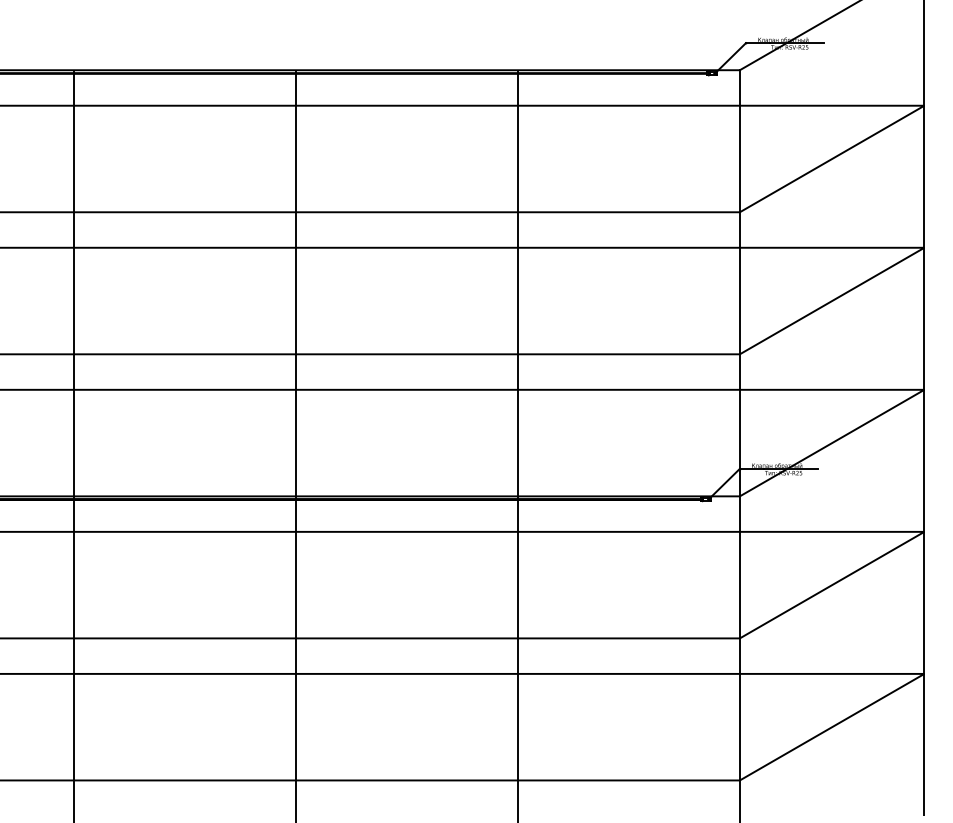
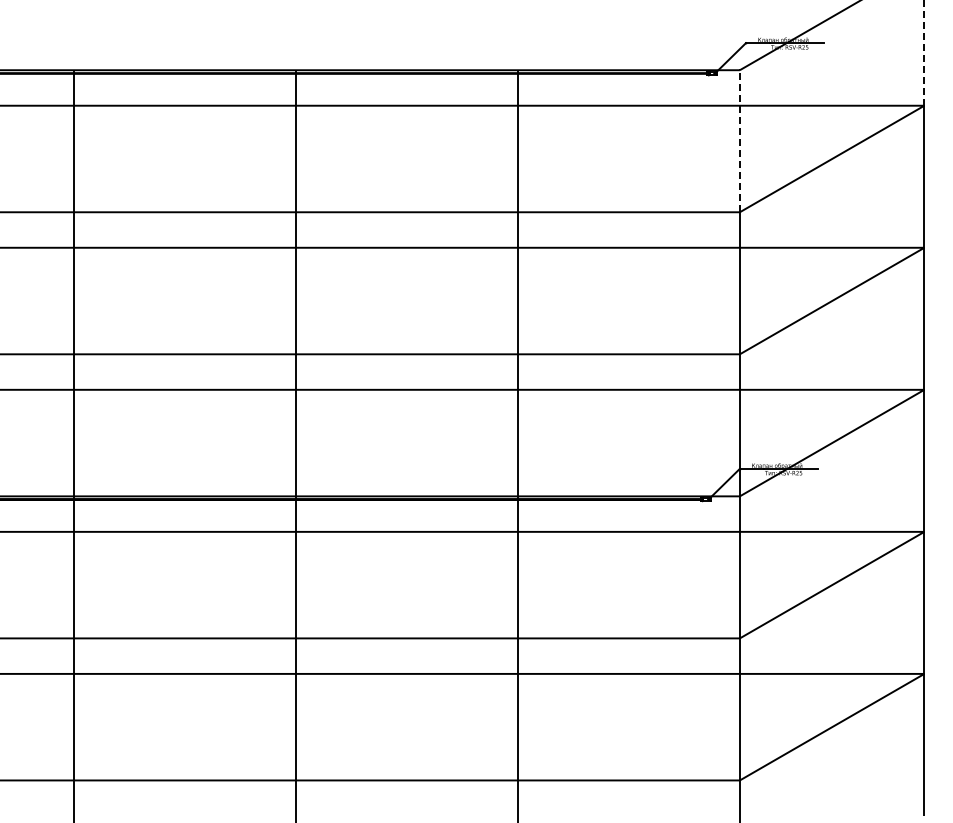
line: solid -> dashed (924, 53)
line: solid -> dashed (739, 140)
